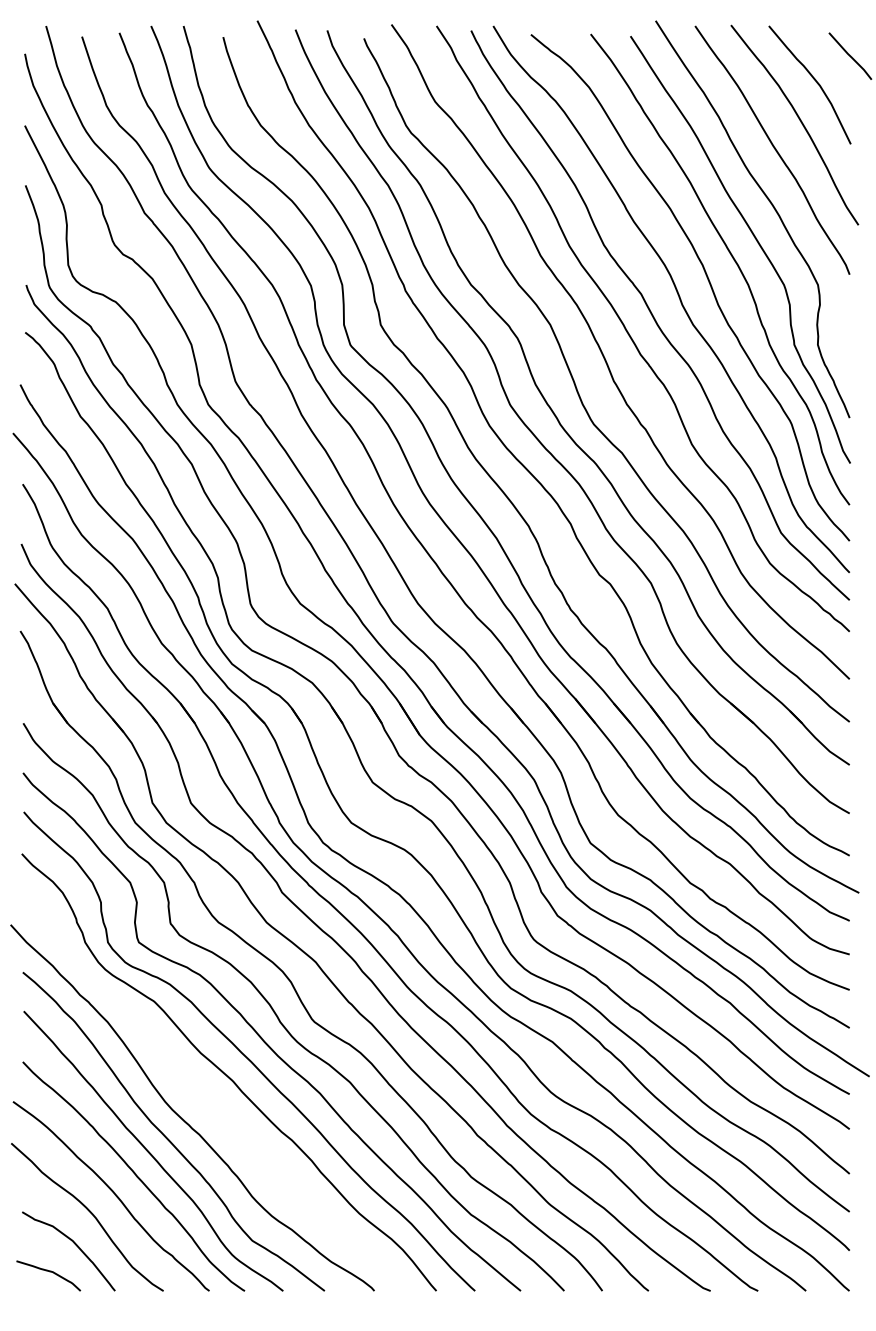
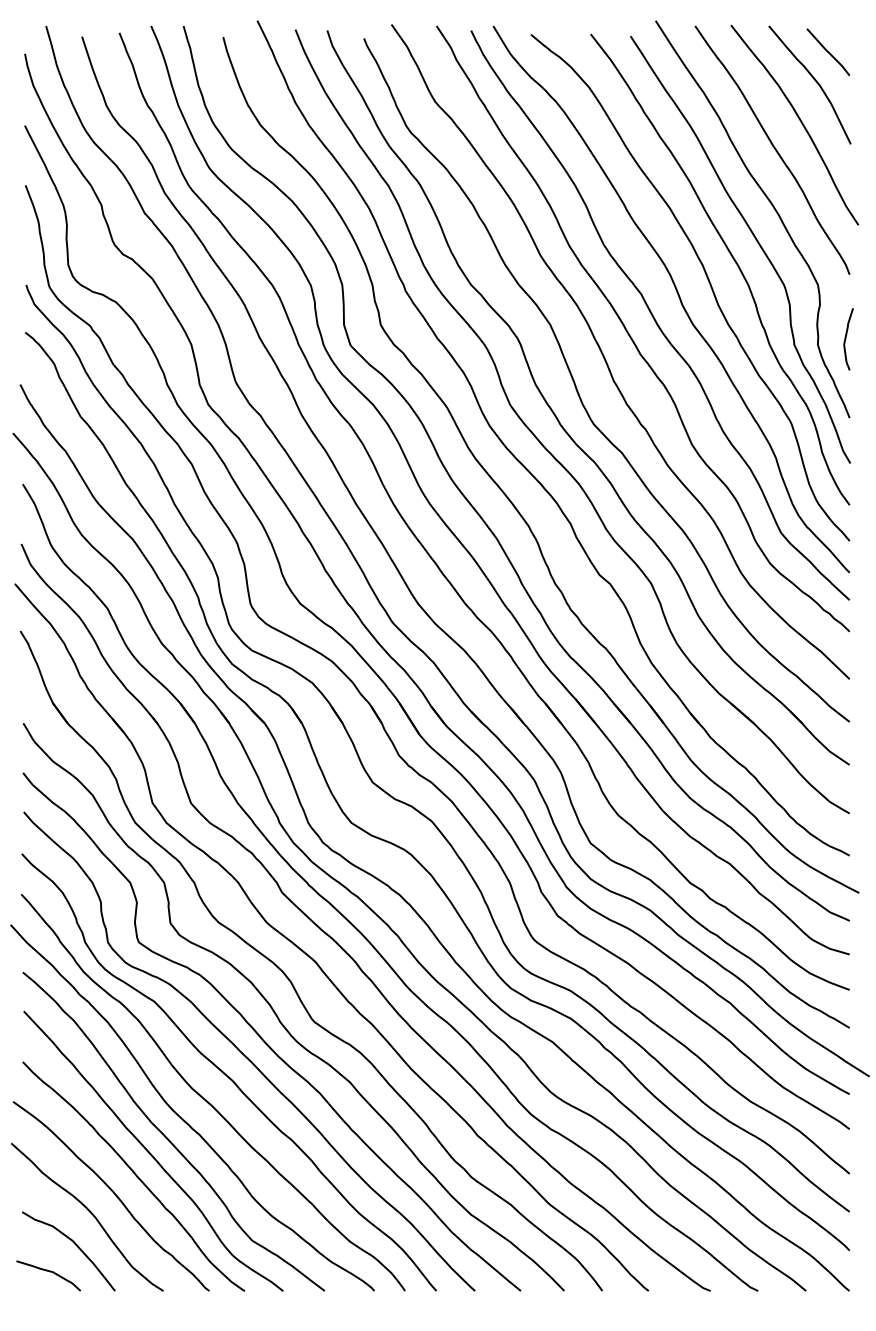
line position: (850, 55) -> (828, 51) (828, 51)
curve: none -> present (846, 339)
curve: none -> present (206, 1099)
